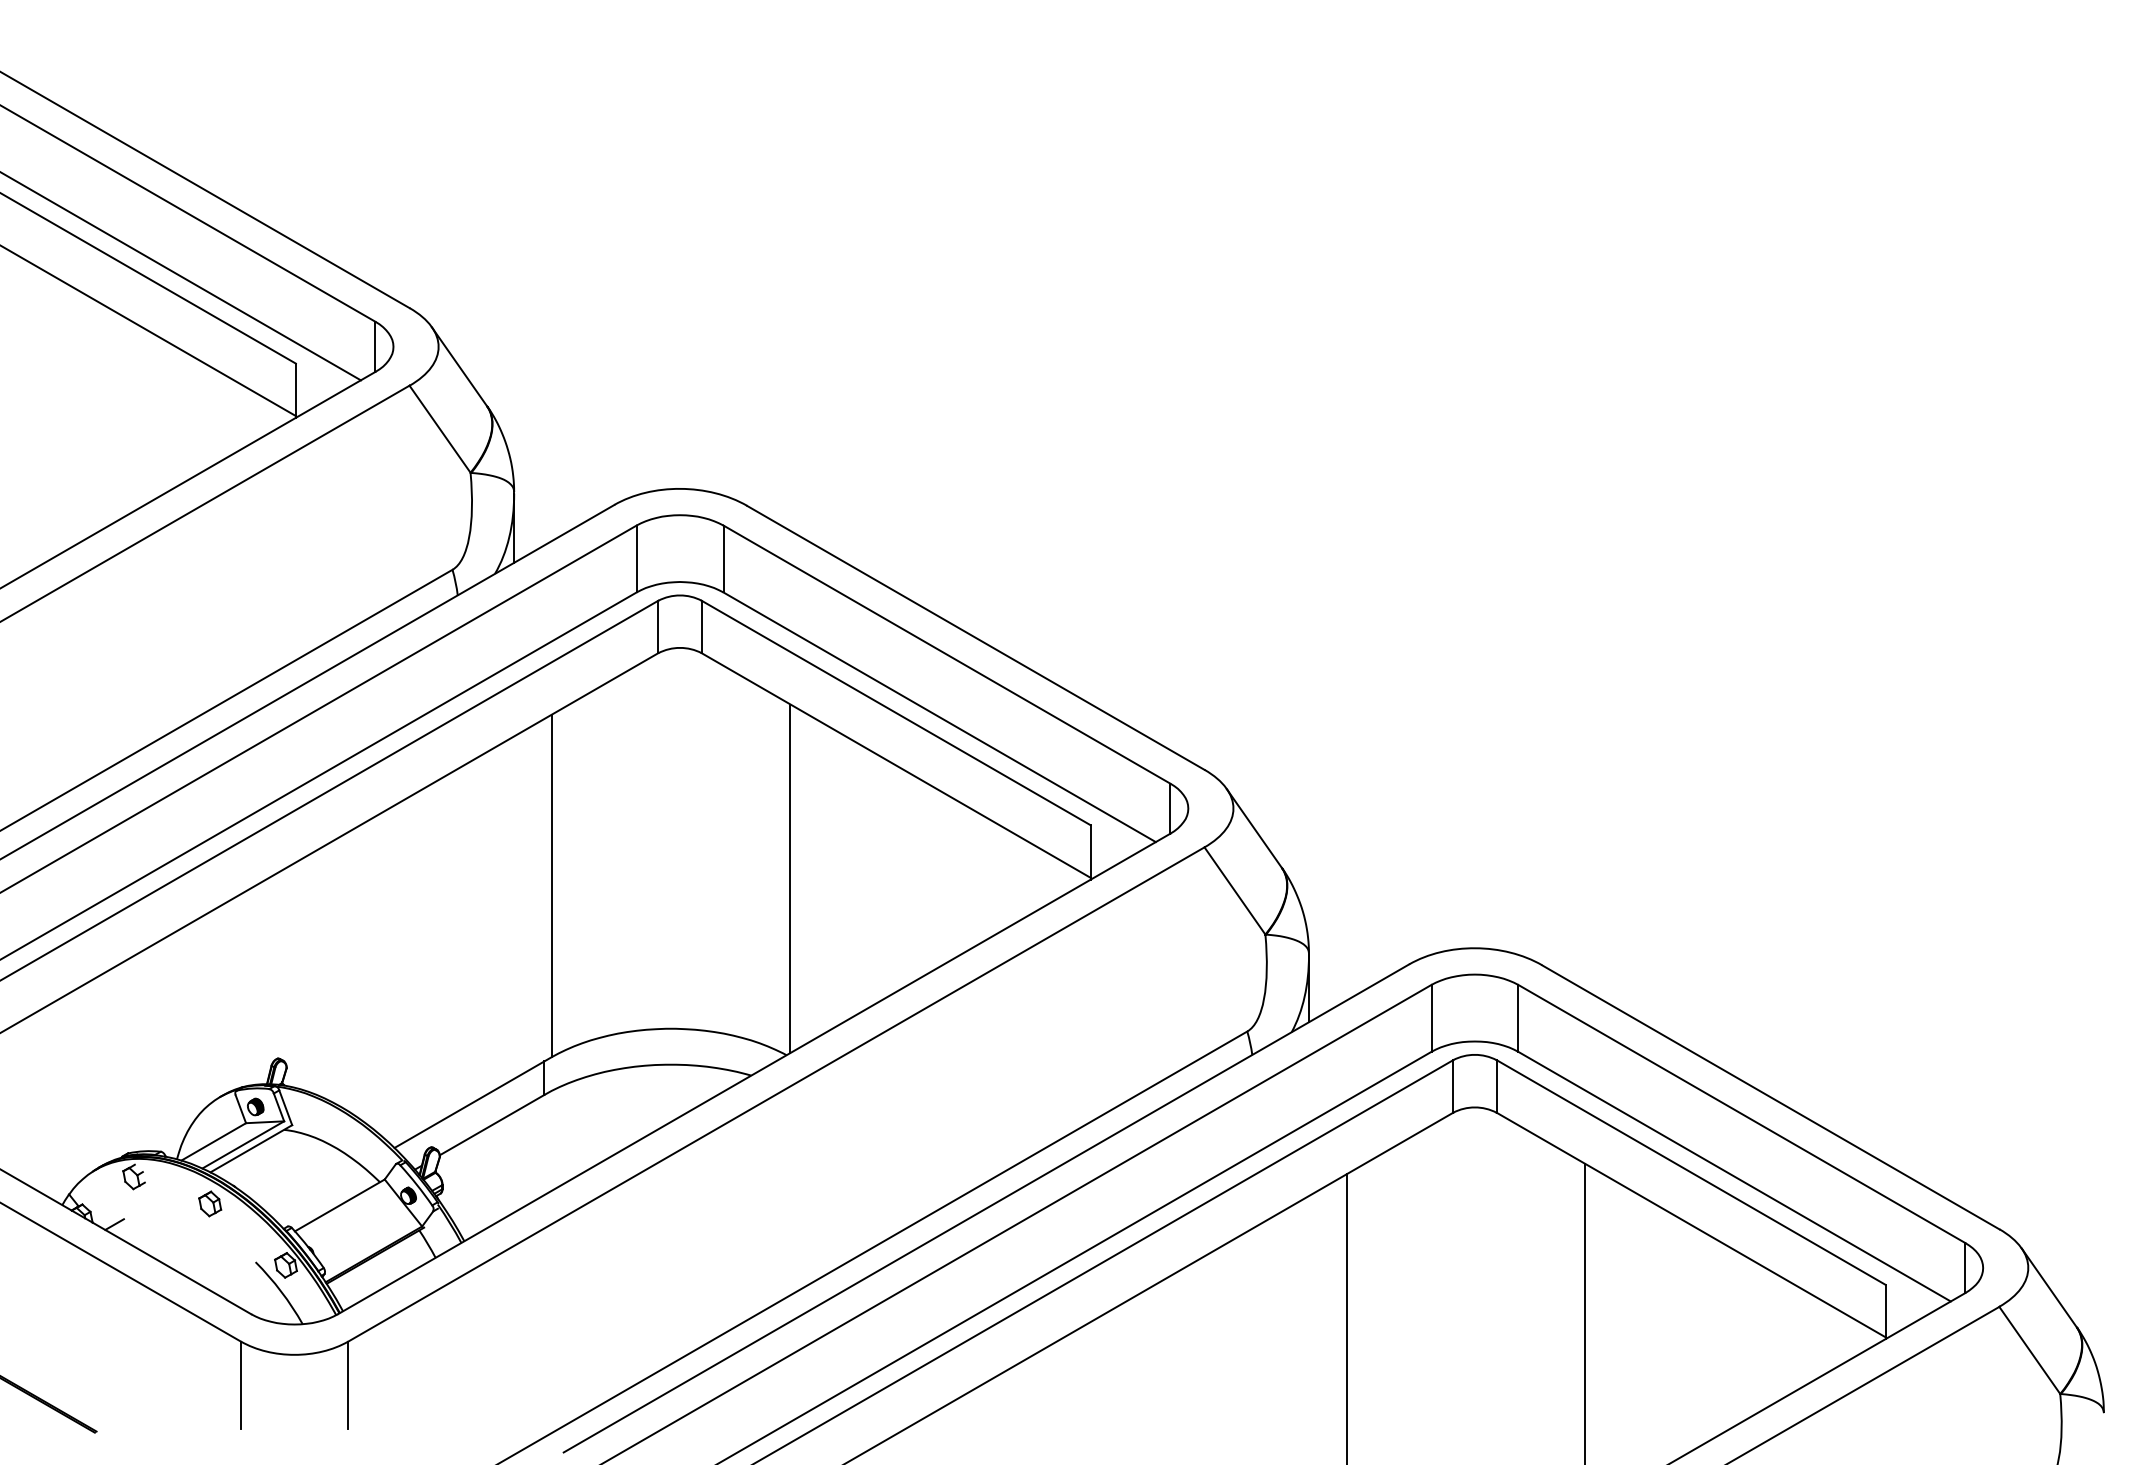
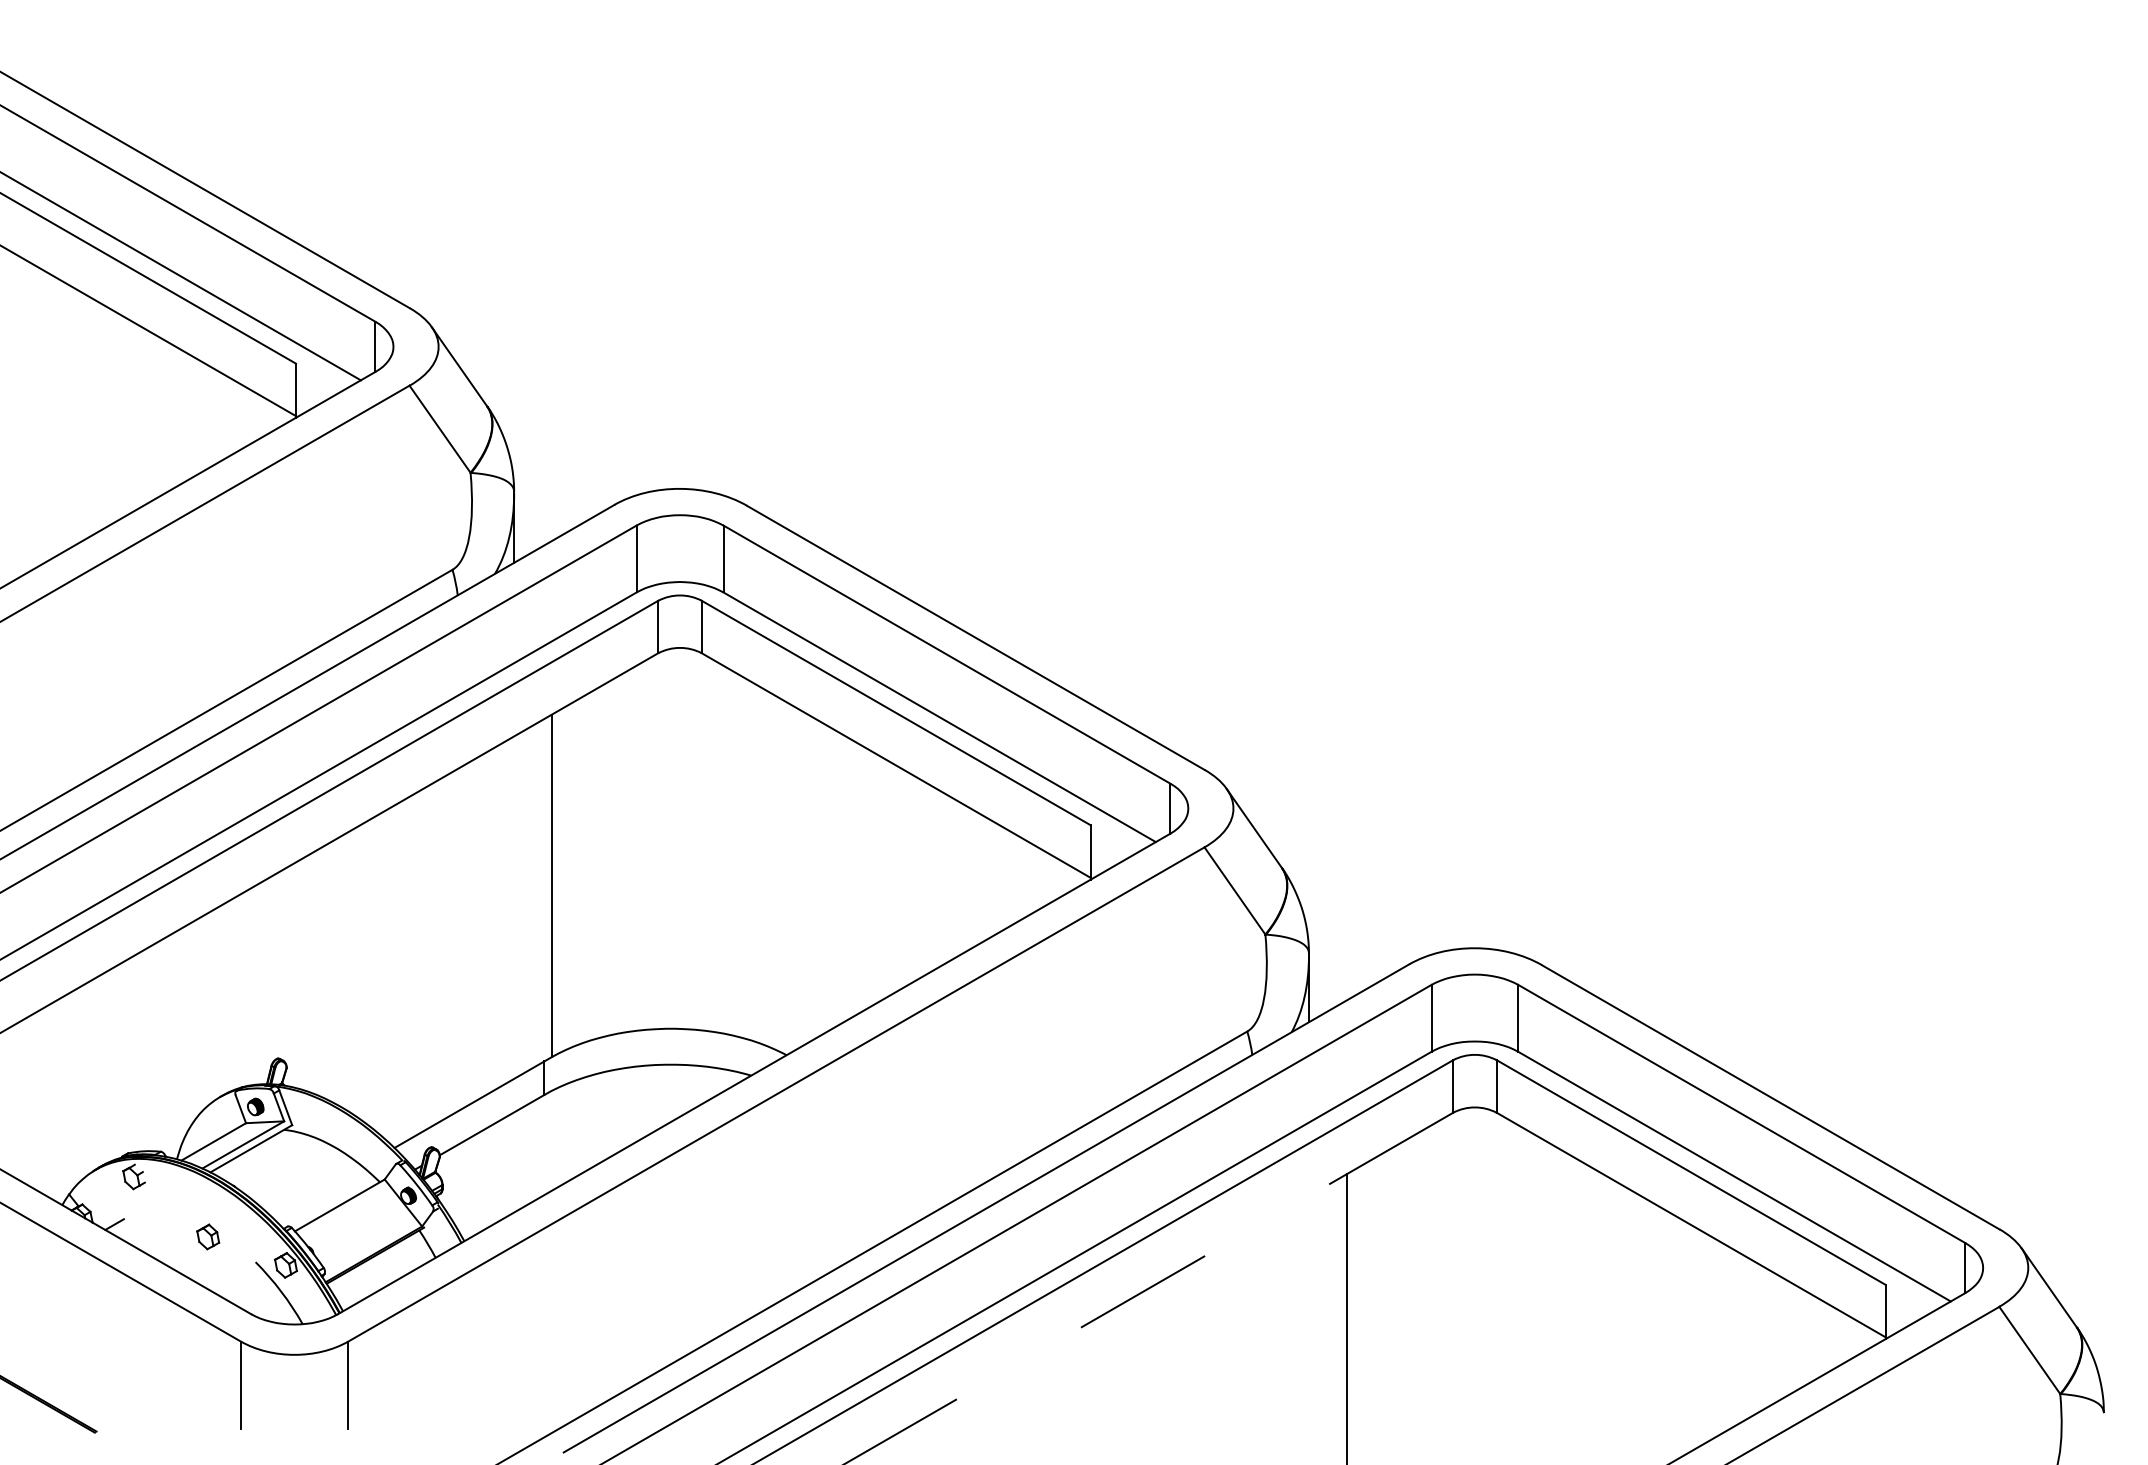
line: present -> none (790, 878)
part position: (210, 1203) -> (208, 1236) (208, 1236)
line: solid -> dashed (1147, 1289)
line: present -> none (1585, 1312)
